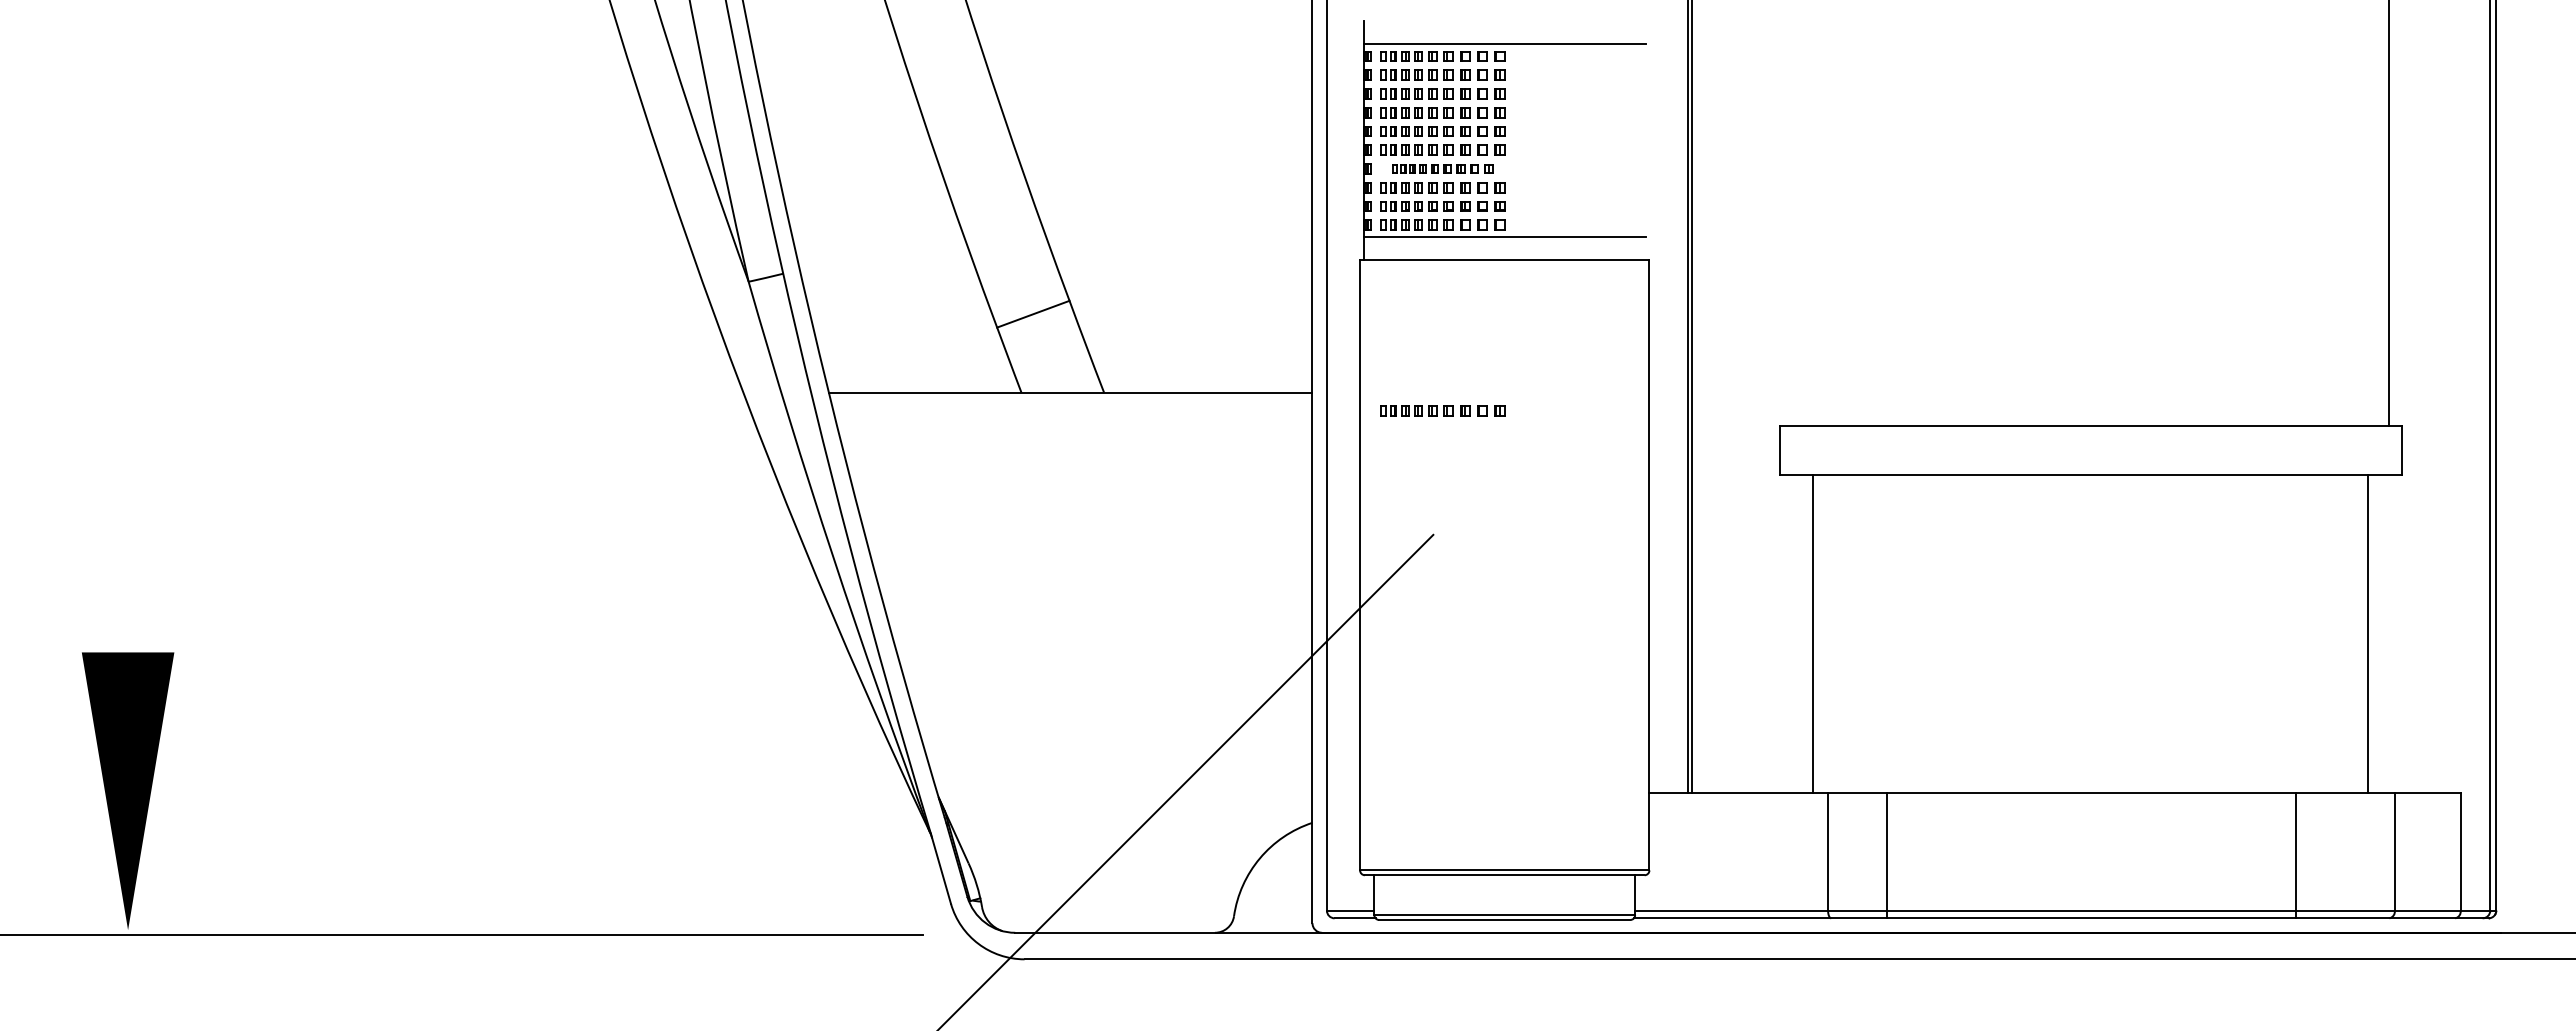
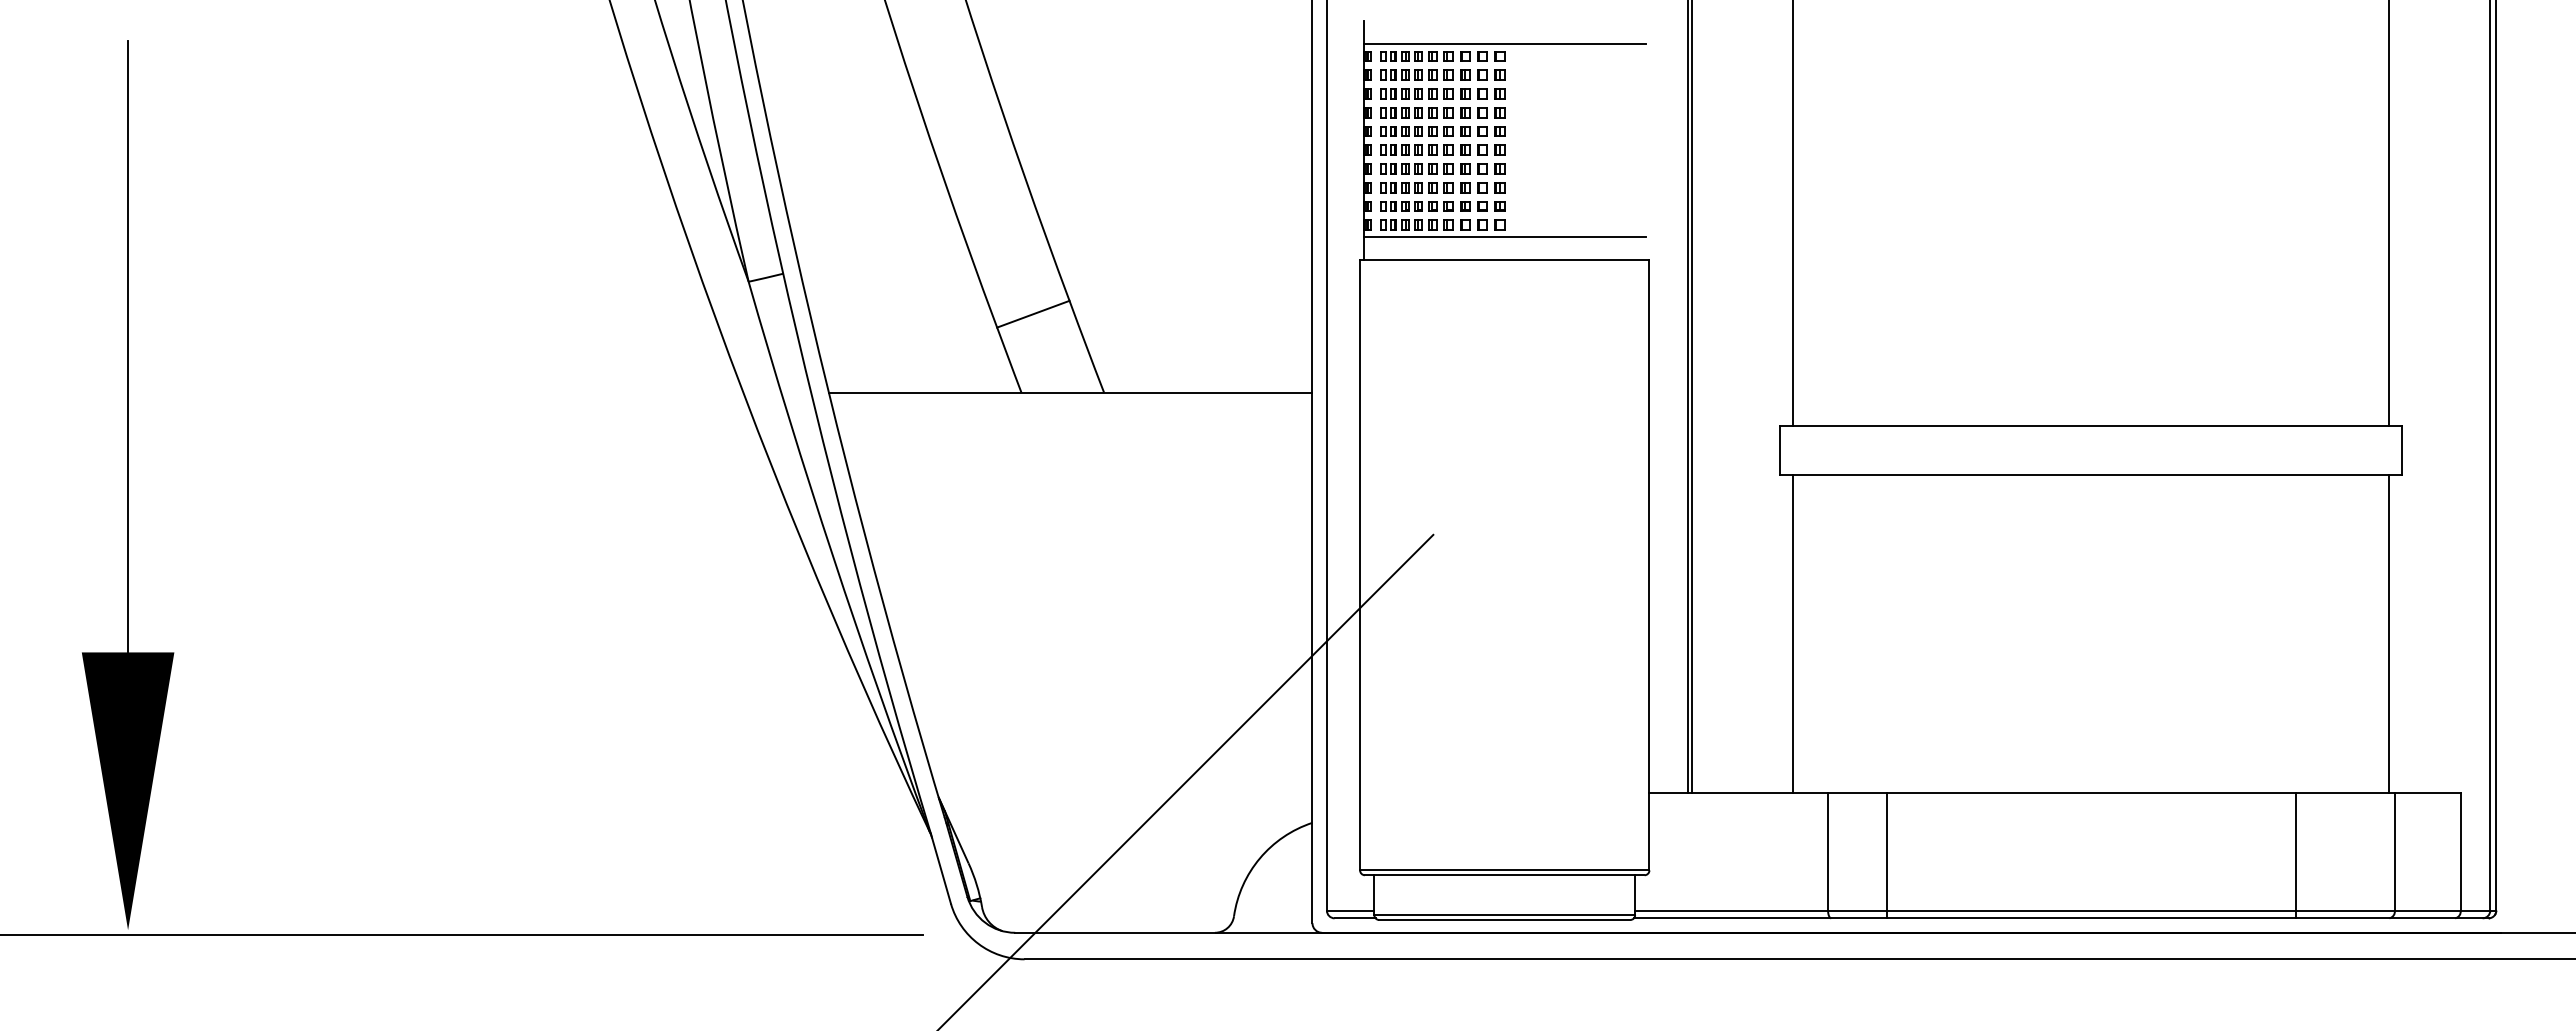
part size: 102x10 px -> 126x12 px (1442, 168)
line: none -> present (1793, 214)
line: none -> present (128, 346)
part: present -> none (1442, 410)
line position: (1813, 633) -> (1793, 633) (1793, 633)
line position: (2368, 633) -> (2389, 633) (2389, 633)
